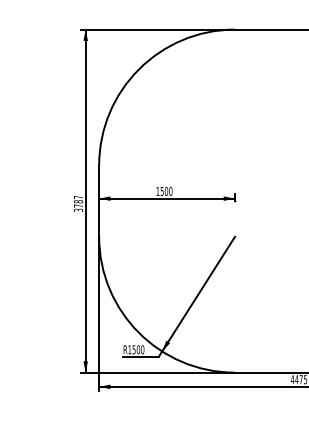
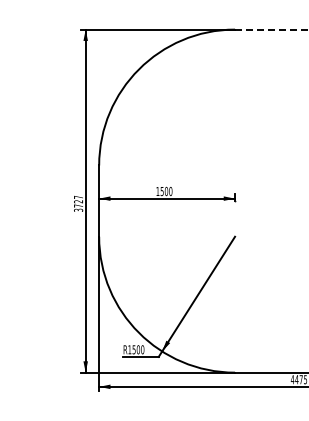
line: solid -> dashed (271, 29)
text: 3787 -> 3727 (78, 201)
